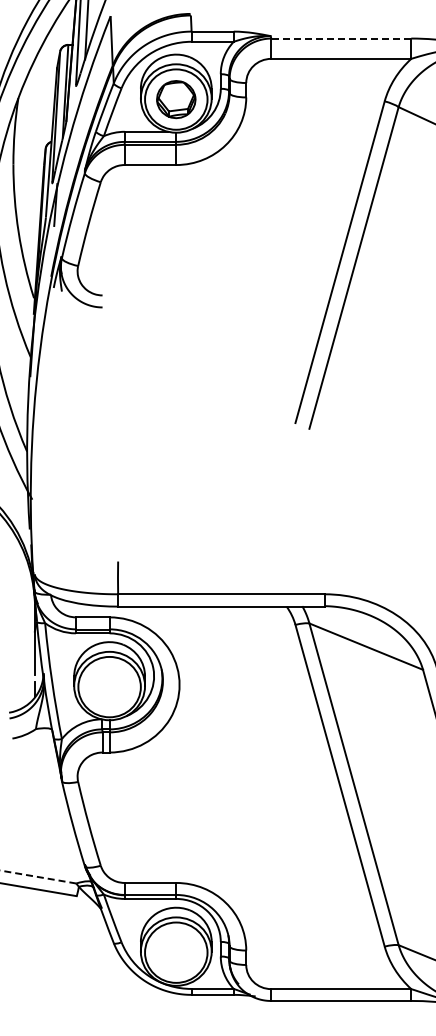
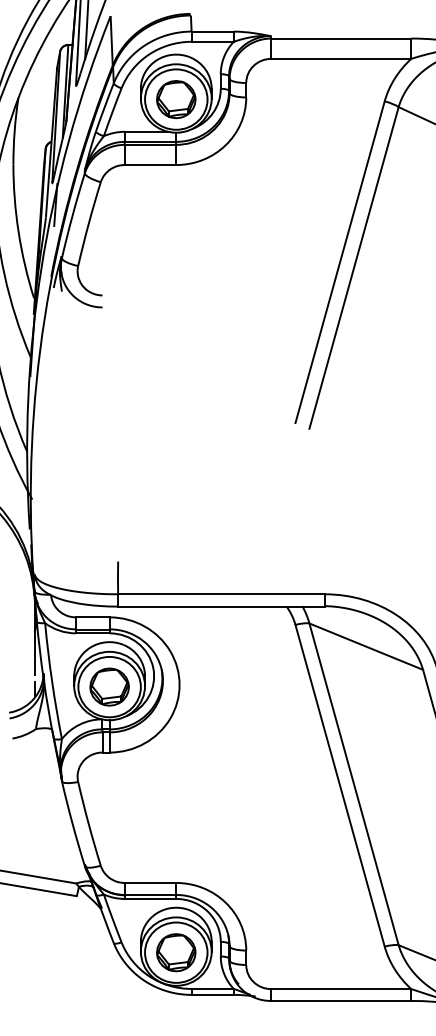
line: dashed -> solid (340, 38)
part: none -> present (109, 686)
line: dashed -> solid (38, 876)
part: none -> present (176, 952)
